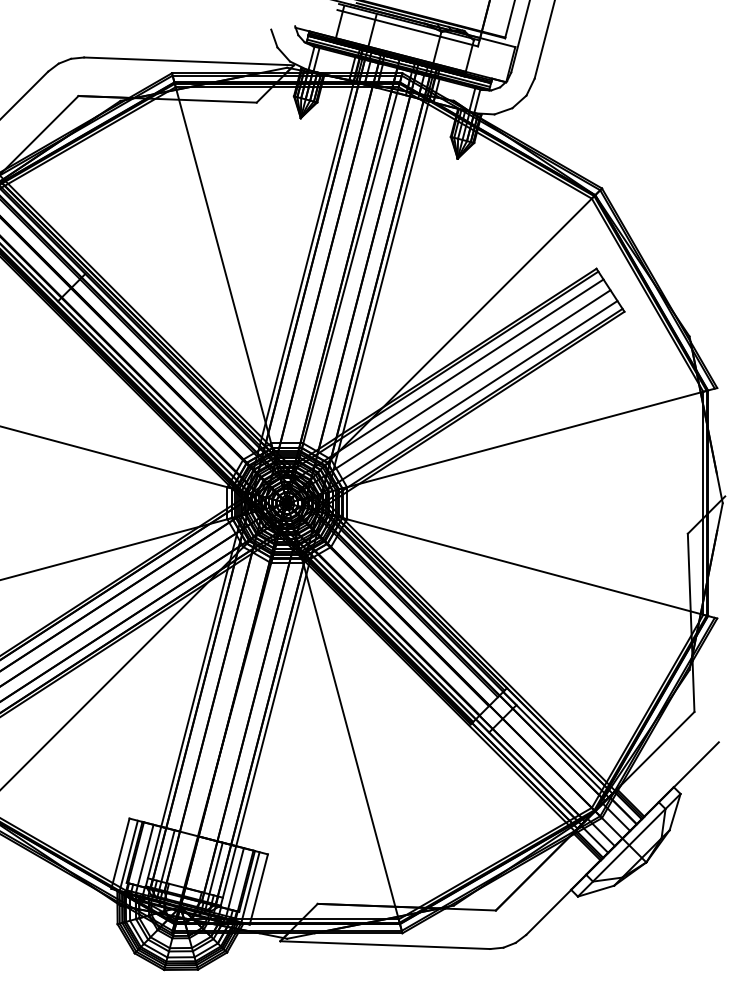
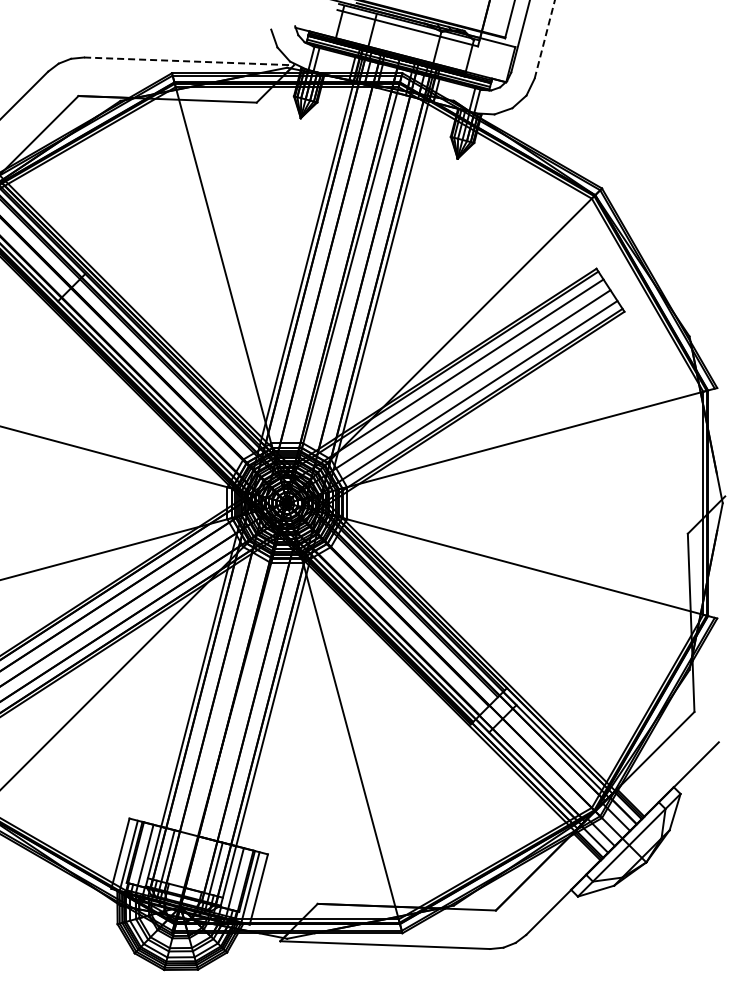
line: solid -> dashed (544, 38)
line: solid -> dashed (189, 61)
